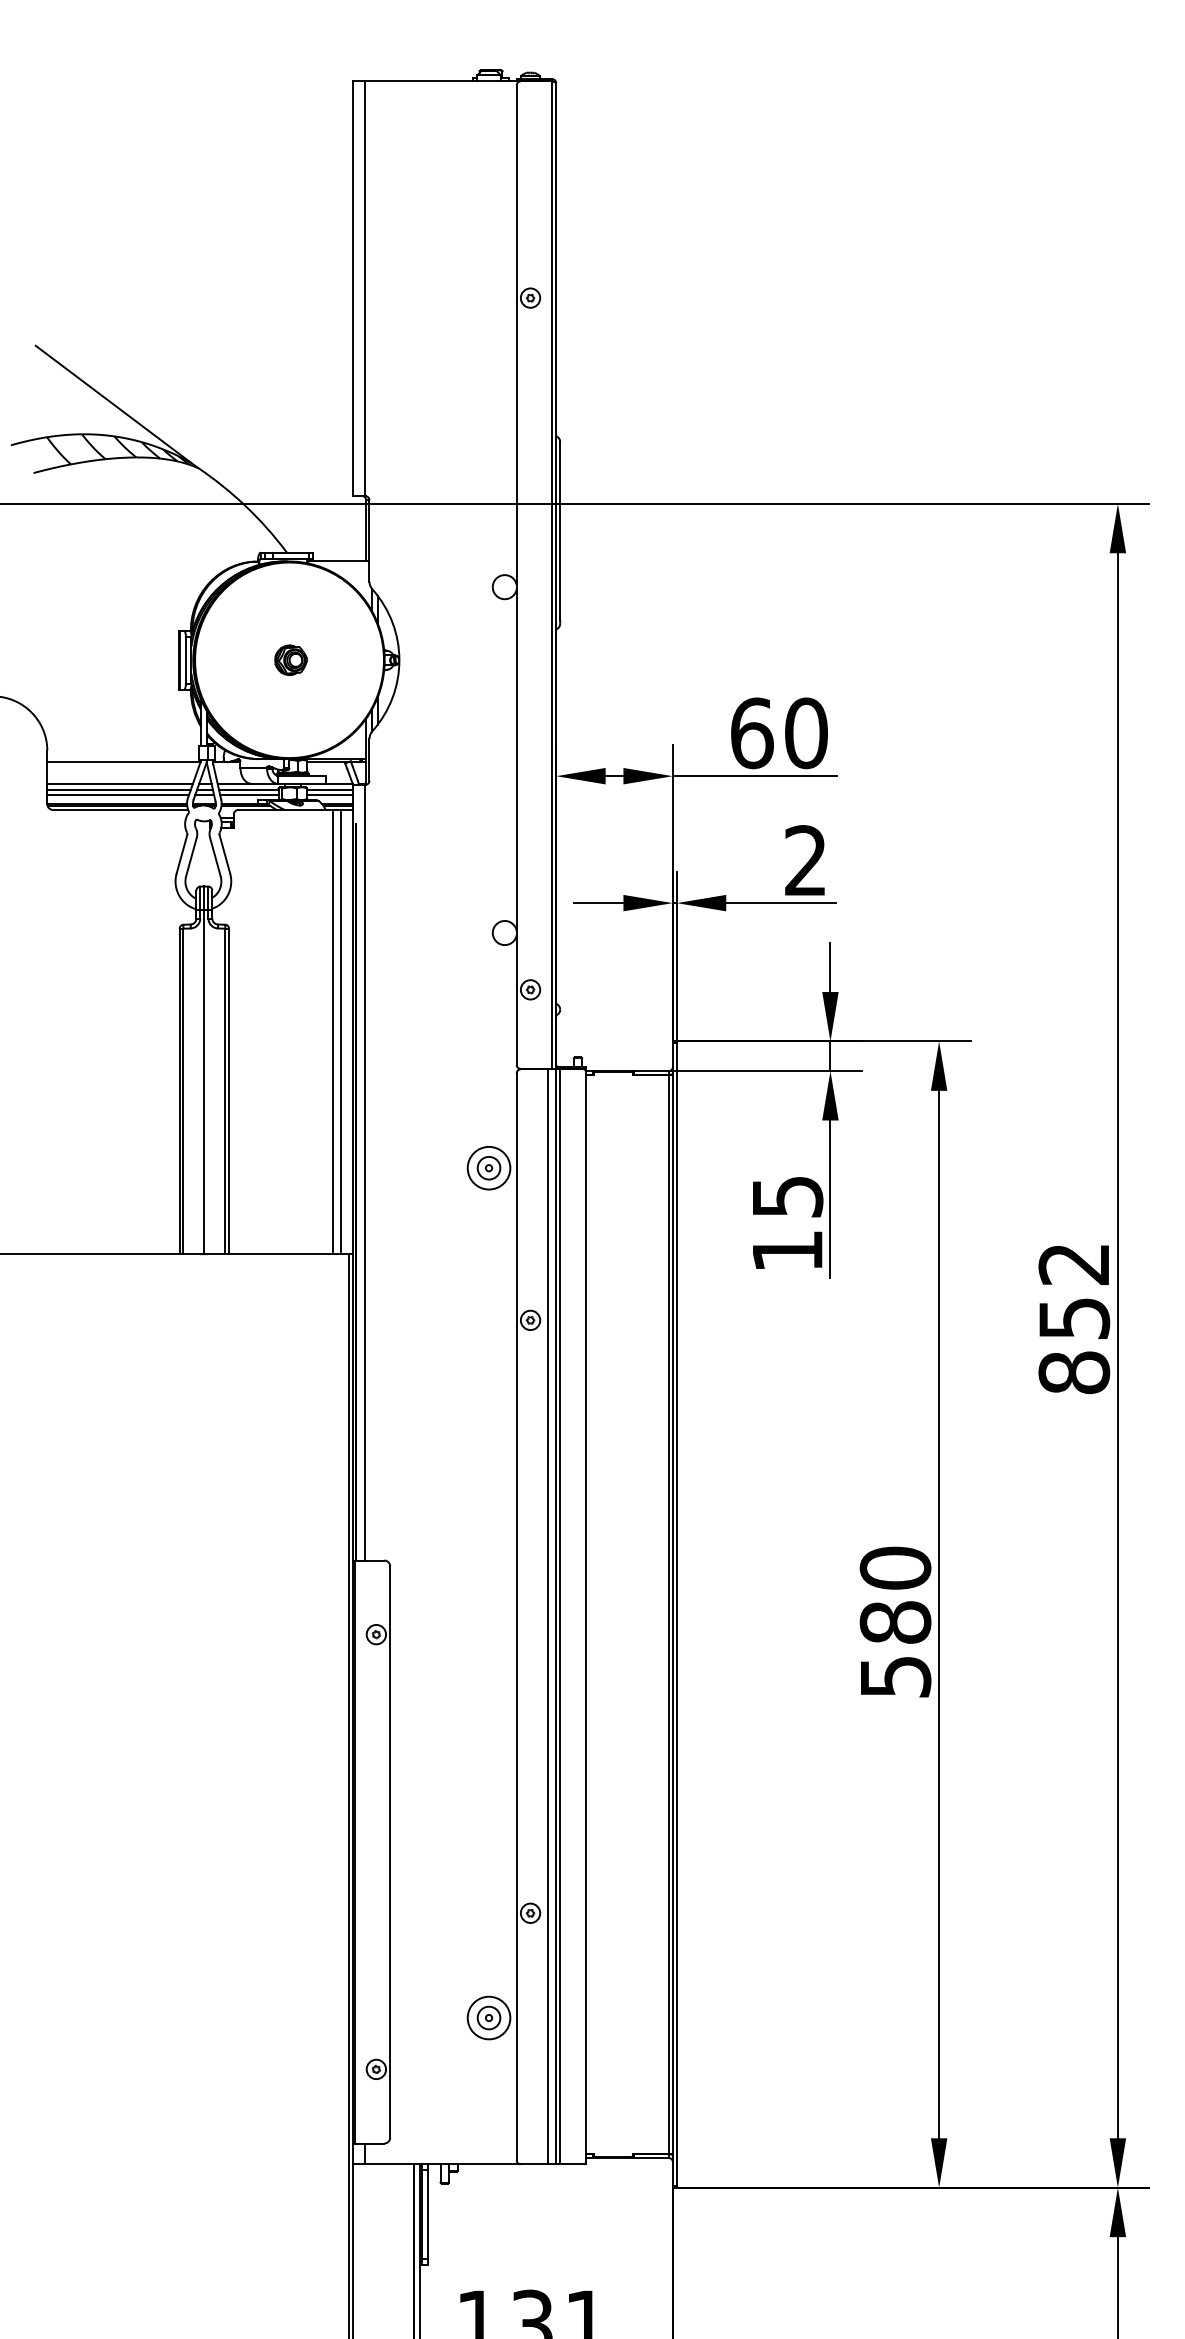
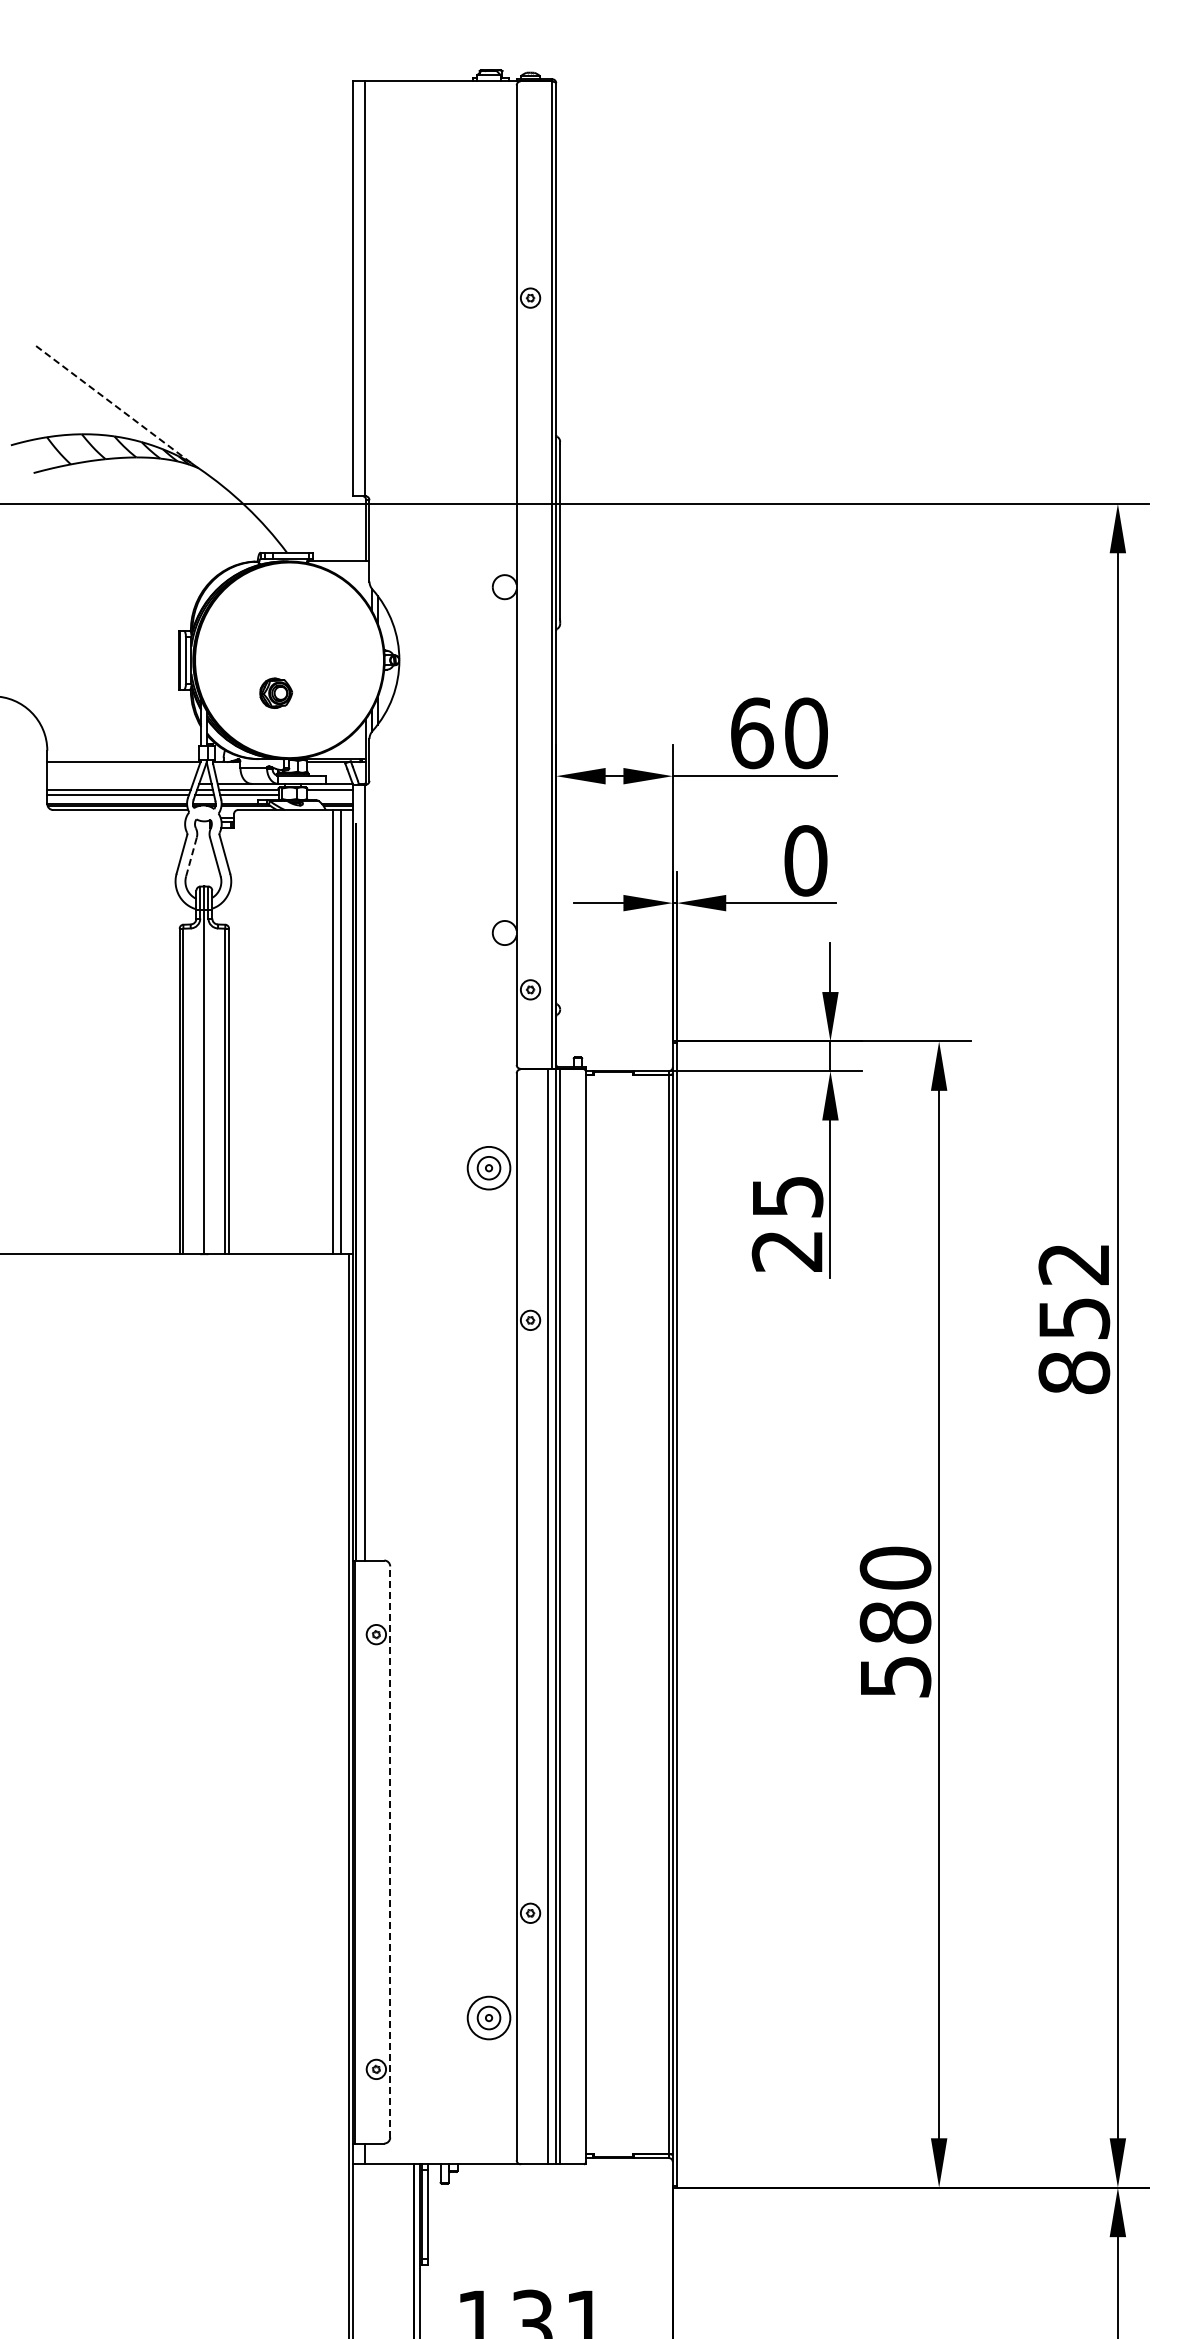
line: solid -> dashed (112, 403)
part position: (291, 659) -> (276, 692) (276, 692)
line: present -> none (119, 783)
line: present -> none (329, 795)
line: solid -> dashed (191, 856)
text: 2 -> 0 (805, 860)
text: 15 -> 25 (786, 1251)
line: solid -> dashed (390, 1852)
